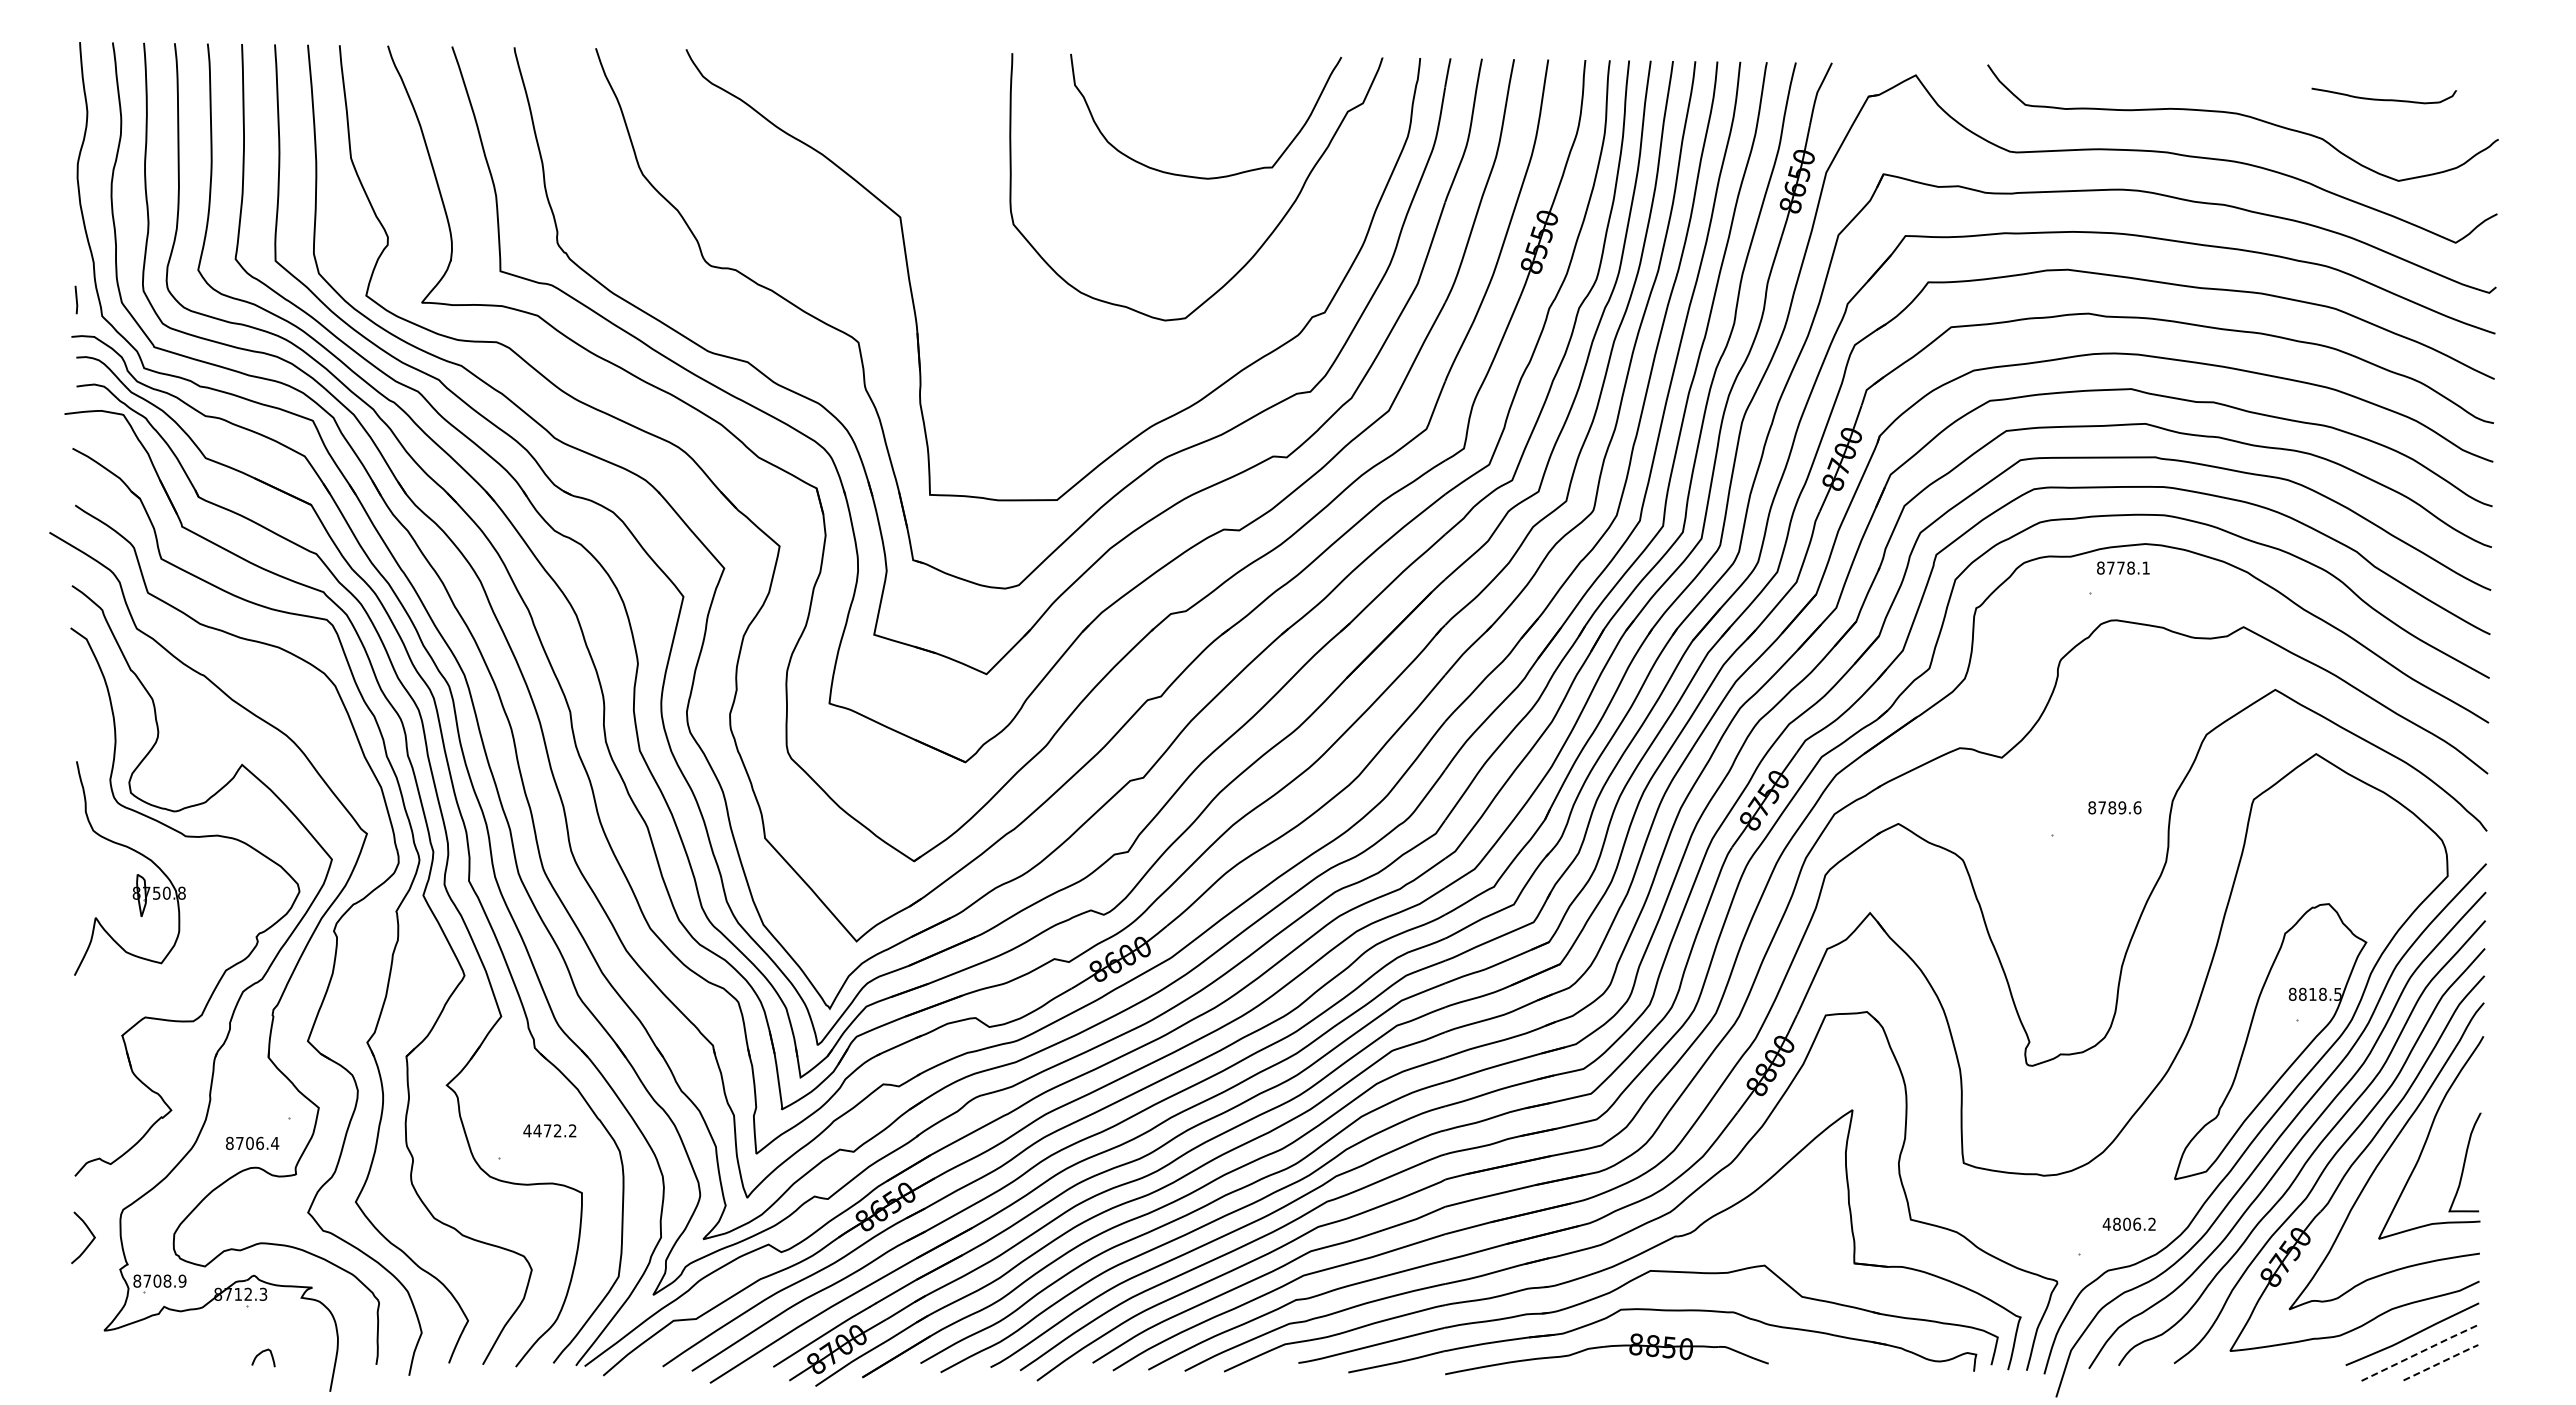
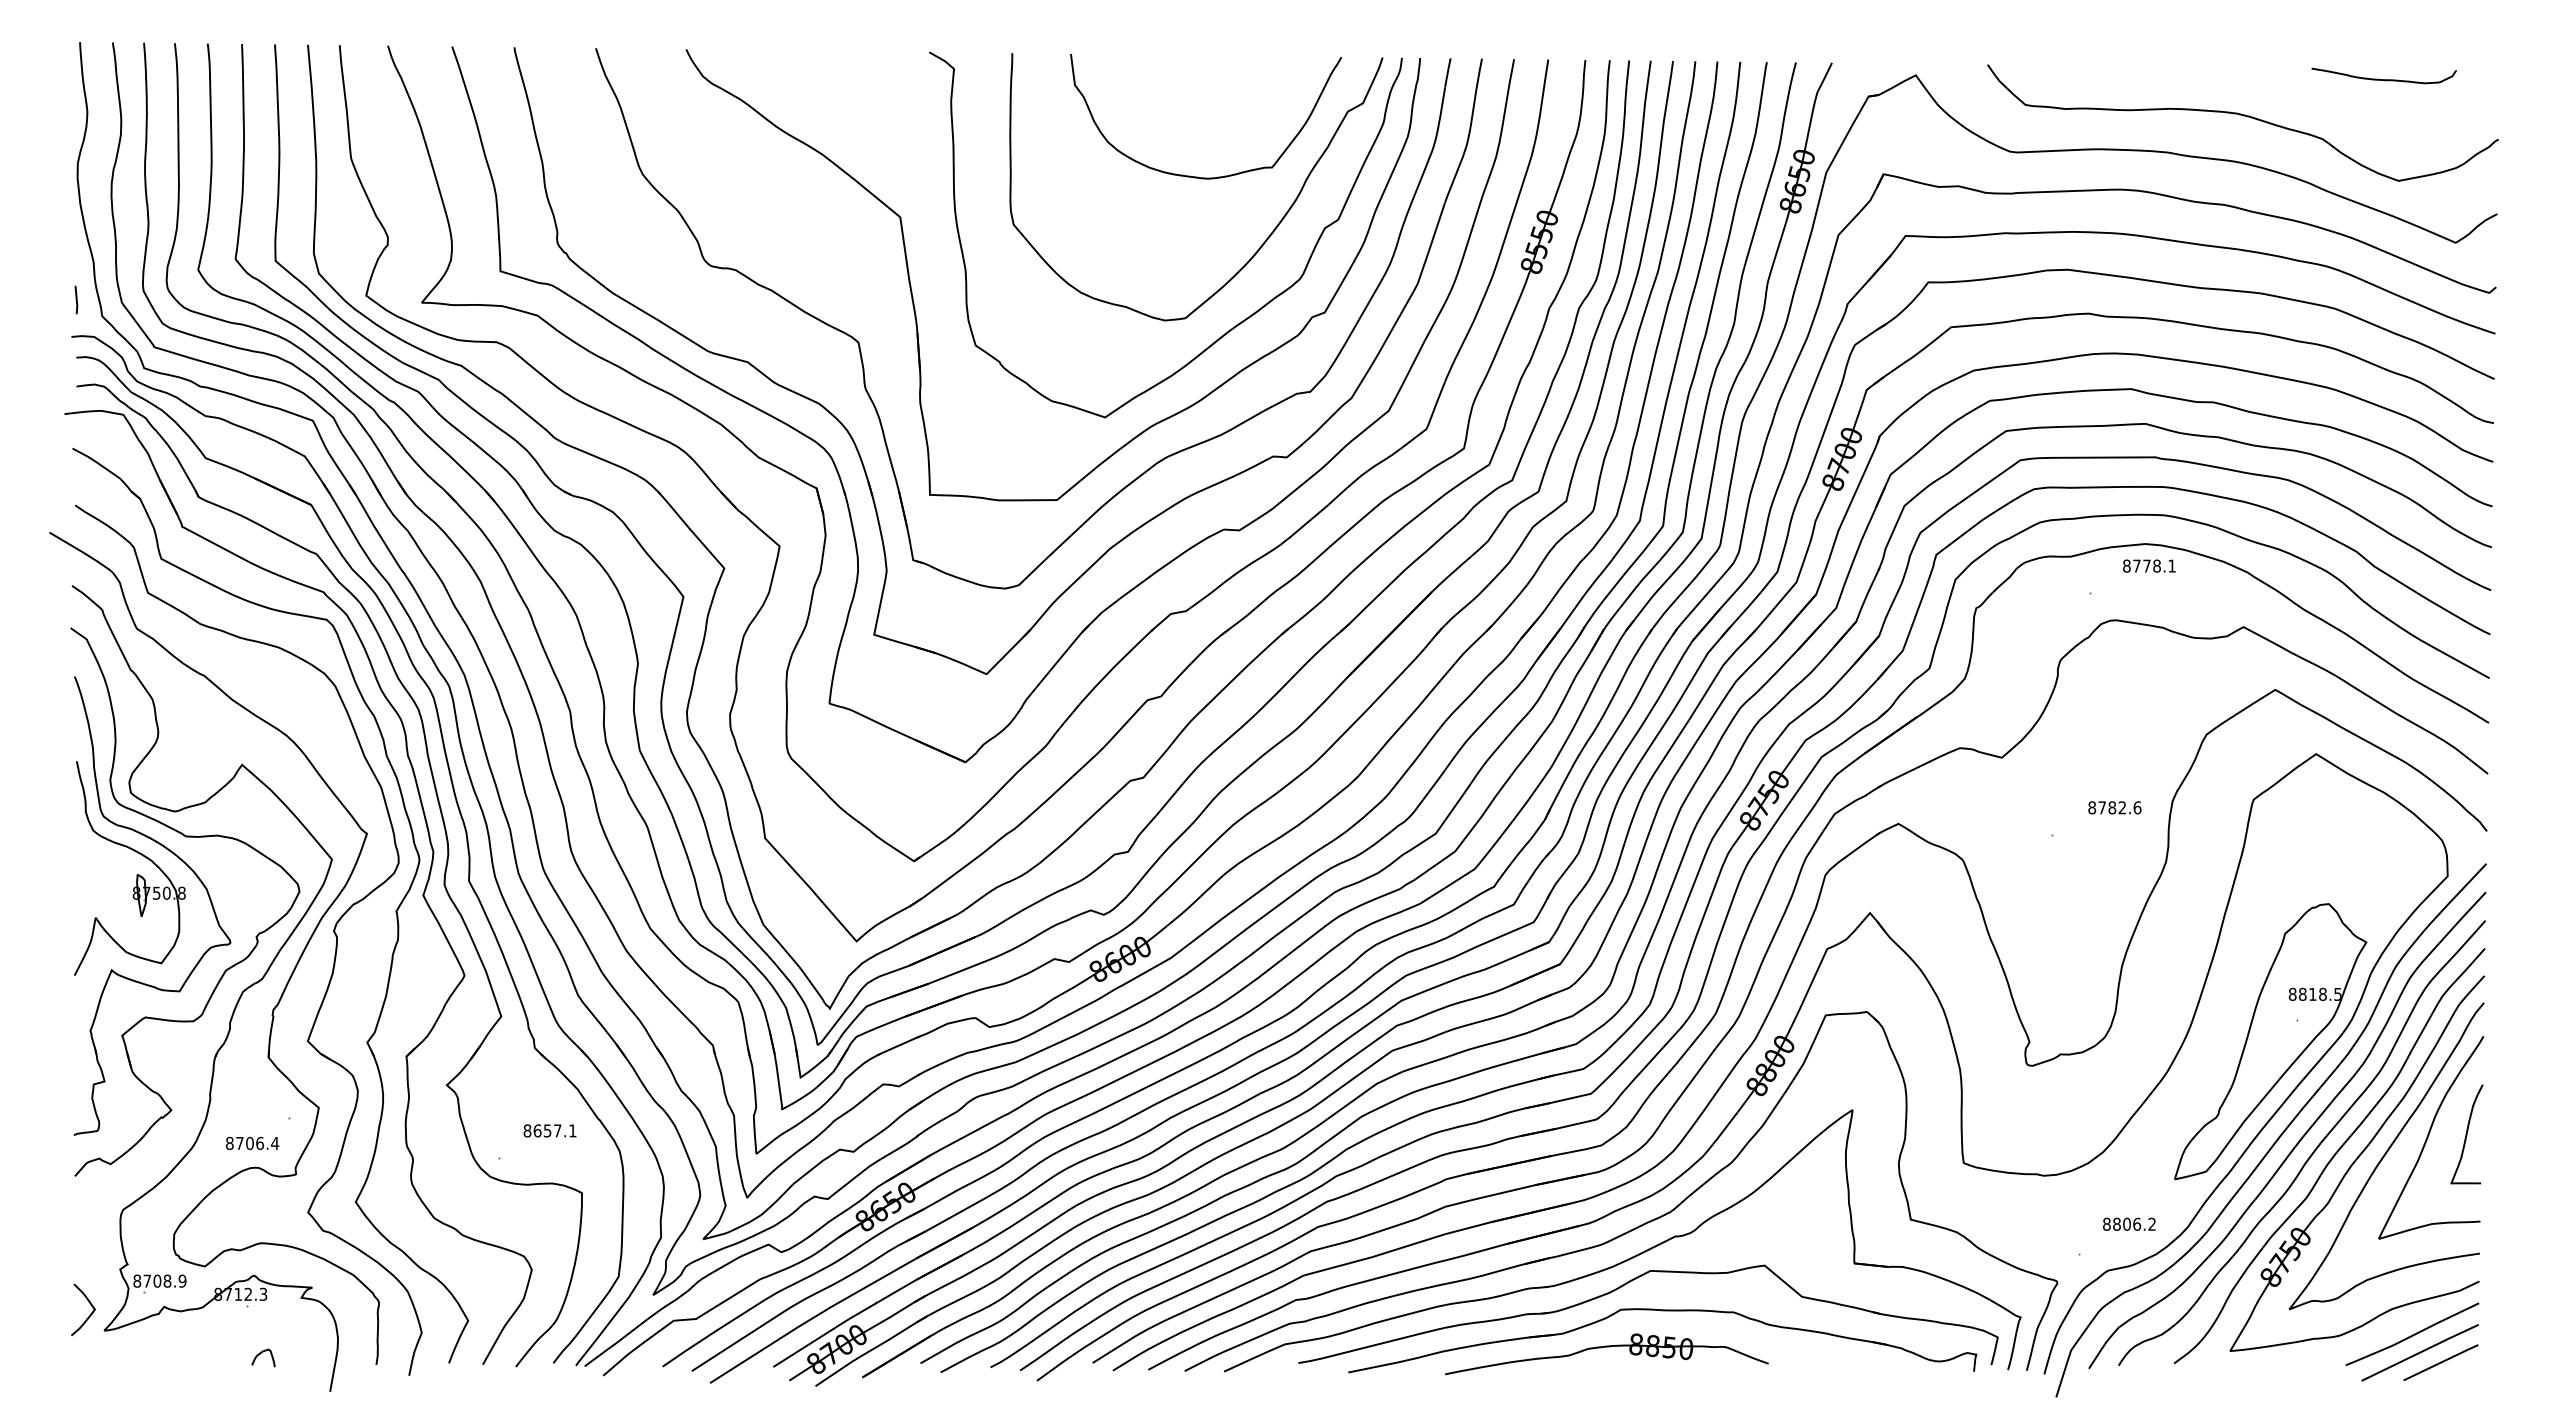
curve position: (2384, 99) -> (2384, 79) (2384, 79)
curve: none -> present (1229, 329)
text position: (2123, 567) -> (2149, 565) (2149, 565)
text: 8789.6 -> 8782.6 (2122, 807)
part: none -> present (194, 874)
text: 4472.2 -> 8657.1 (549, 1130)
curve position: (2464, 1162) -> (2466, 1134) (2466, 1134)
text: 4806.2 -> 8806.2 (2106, 1223)
curve position: (90, 1233) -> (90, 1305) (90, 1305)
line: dashed -> solid (2420, 1352)
line: dashed -> solid (2442, 1362)
